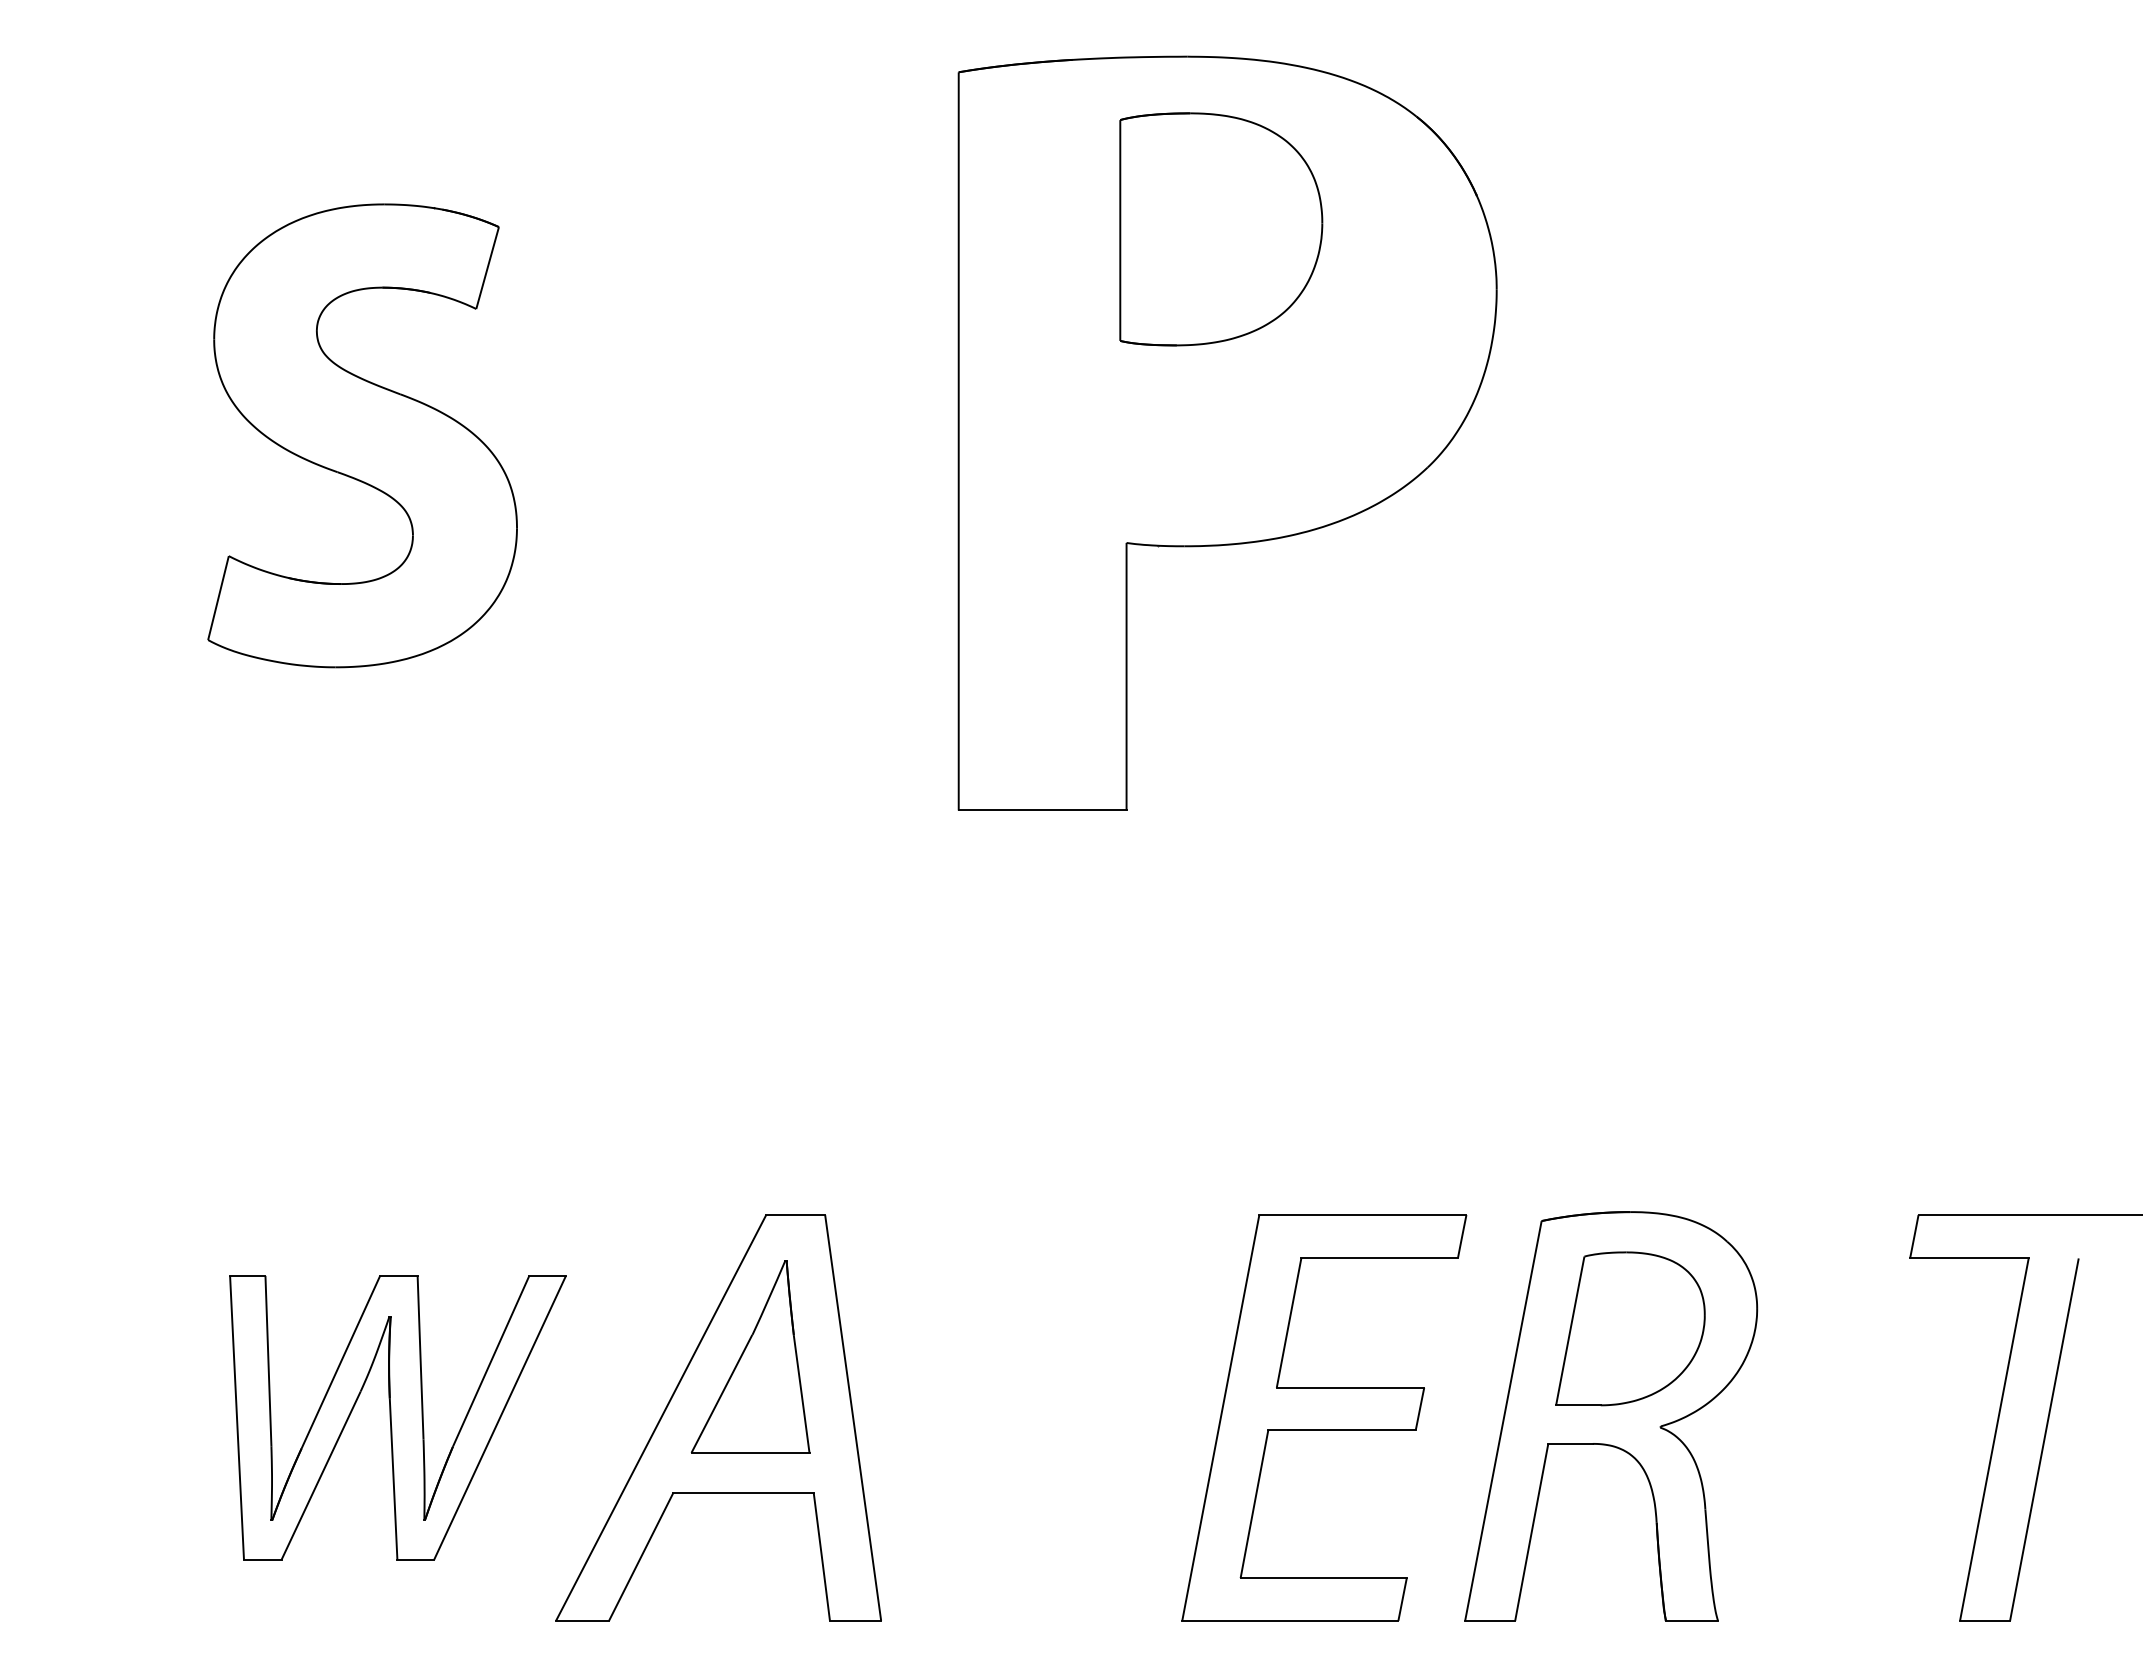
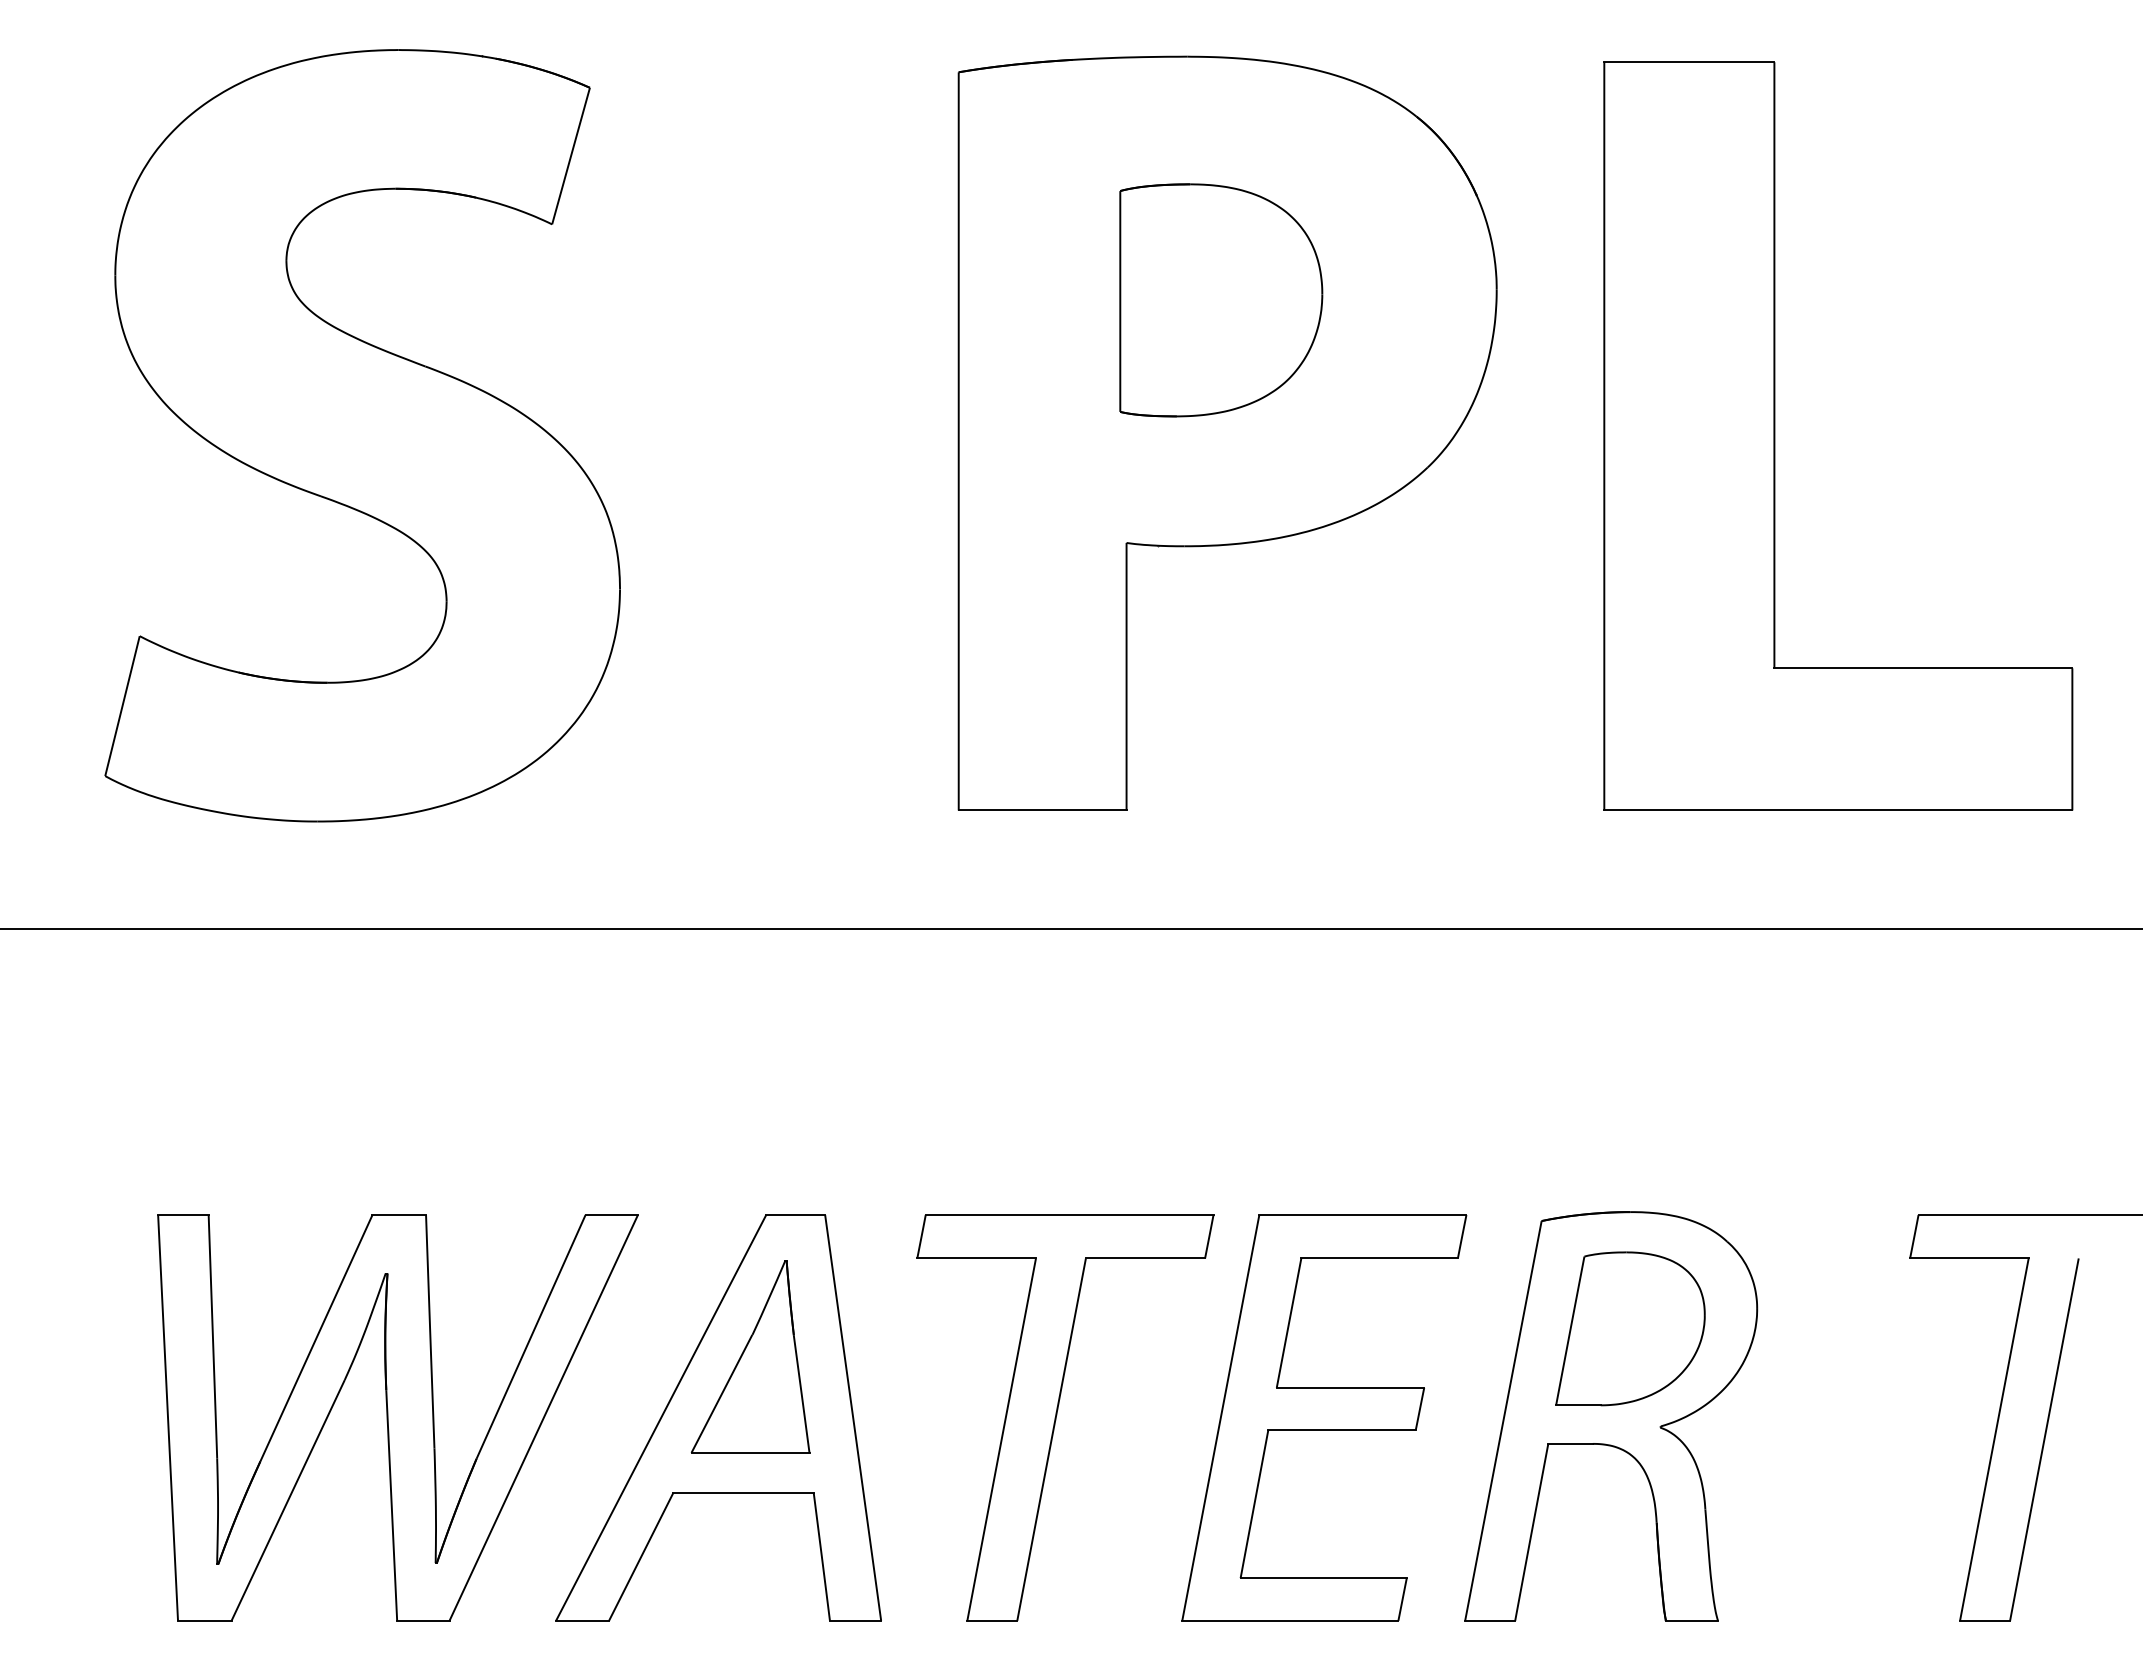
part position: (1221, 229) -> (1221, 300) (1221, 300)
part size: 311x466 px -> 517x774 px (362, 435)
part: none -> present (1775, 435)
line: none -> present (1070, 929)
part: none -> present (1057, 1415)
part size: 338x286 px -> 482x408 px (397, 1417)
